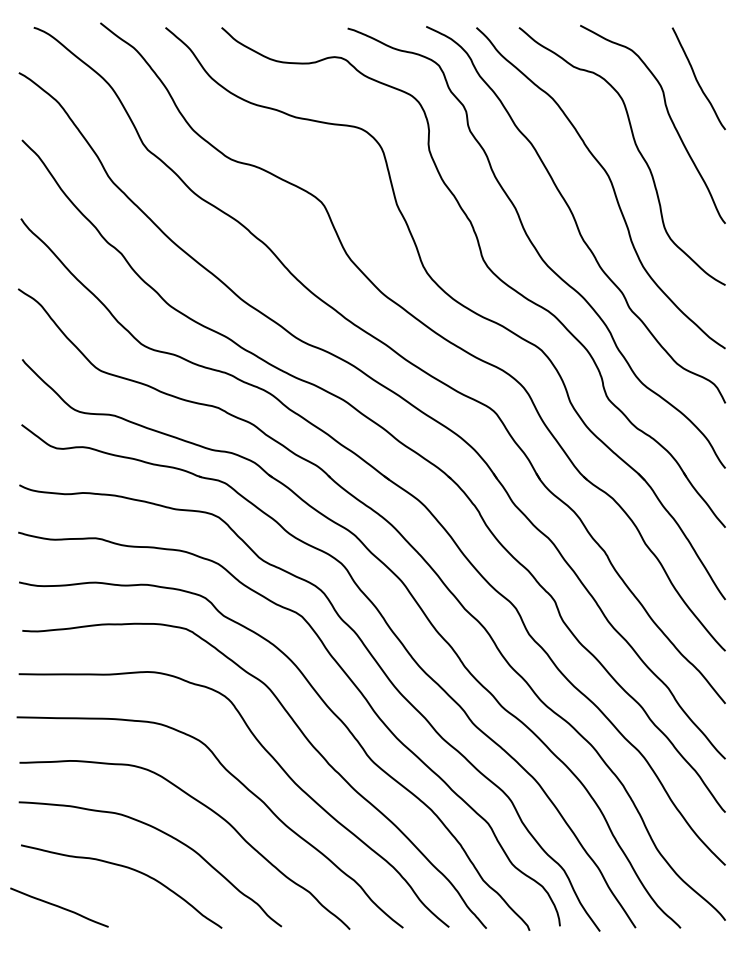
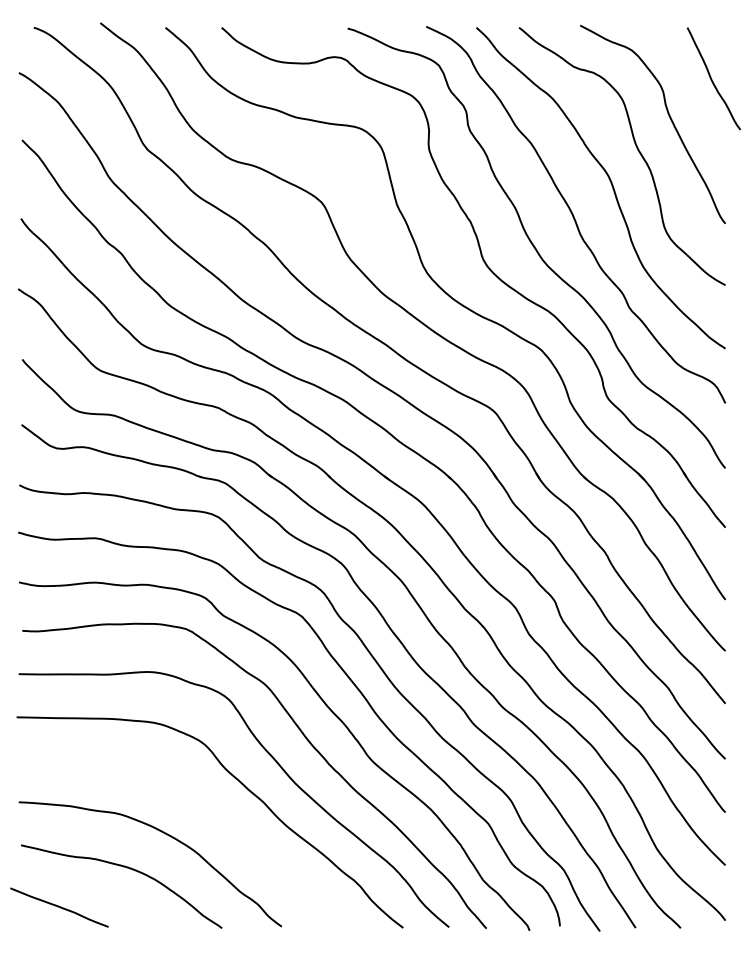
curve position: (697, 79) -> (712, 79) (712, 79)
curve: present -> none (208, 809)
